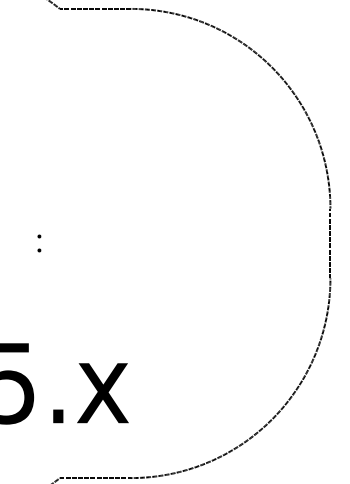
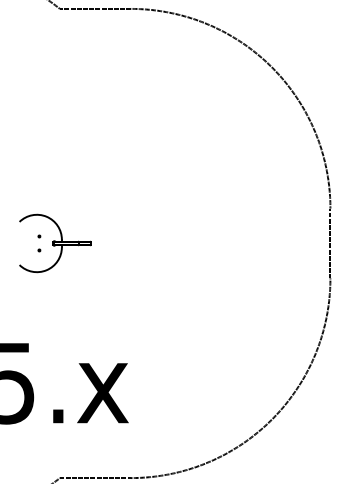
part: none -> present (55, 243)
